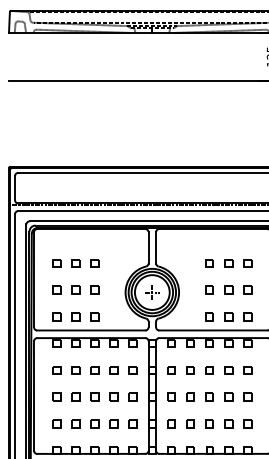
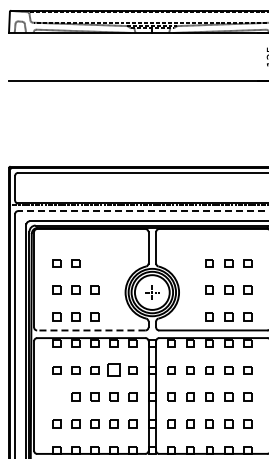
line: solid -> dashed (142, 211)
part: present -> none (94, 263)
line: solid -> dashed (90, 330)
part size: 10x9 px -> 14x14 px (113, 369)
part: present -> none (56, 396)
